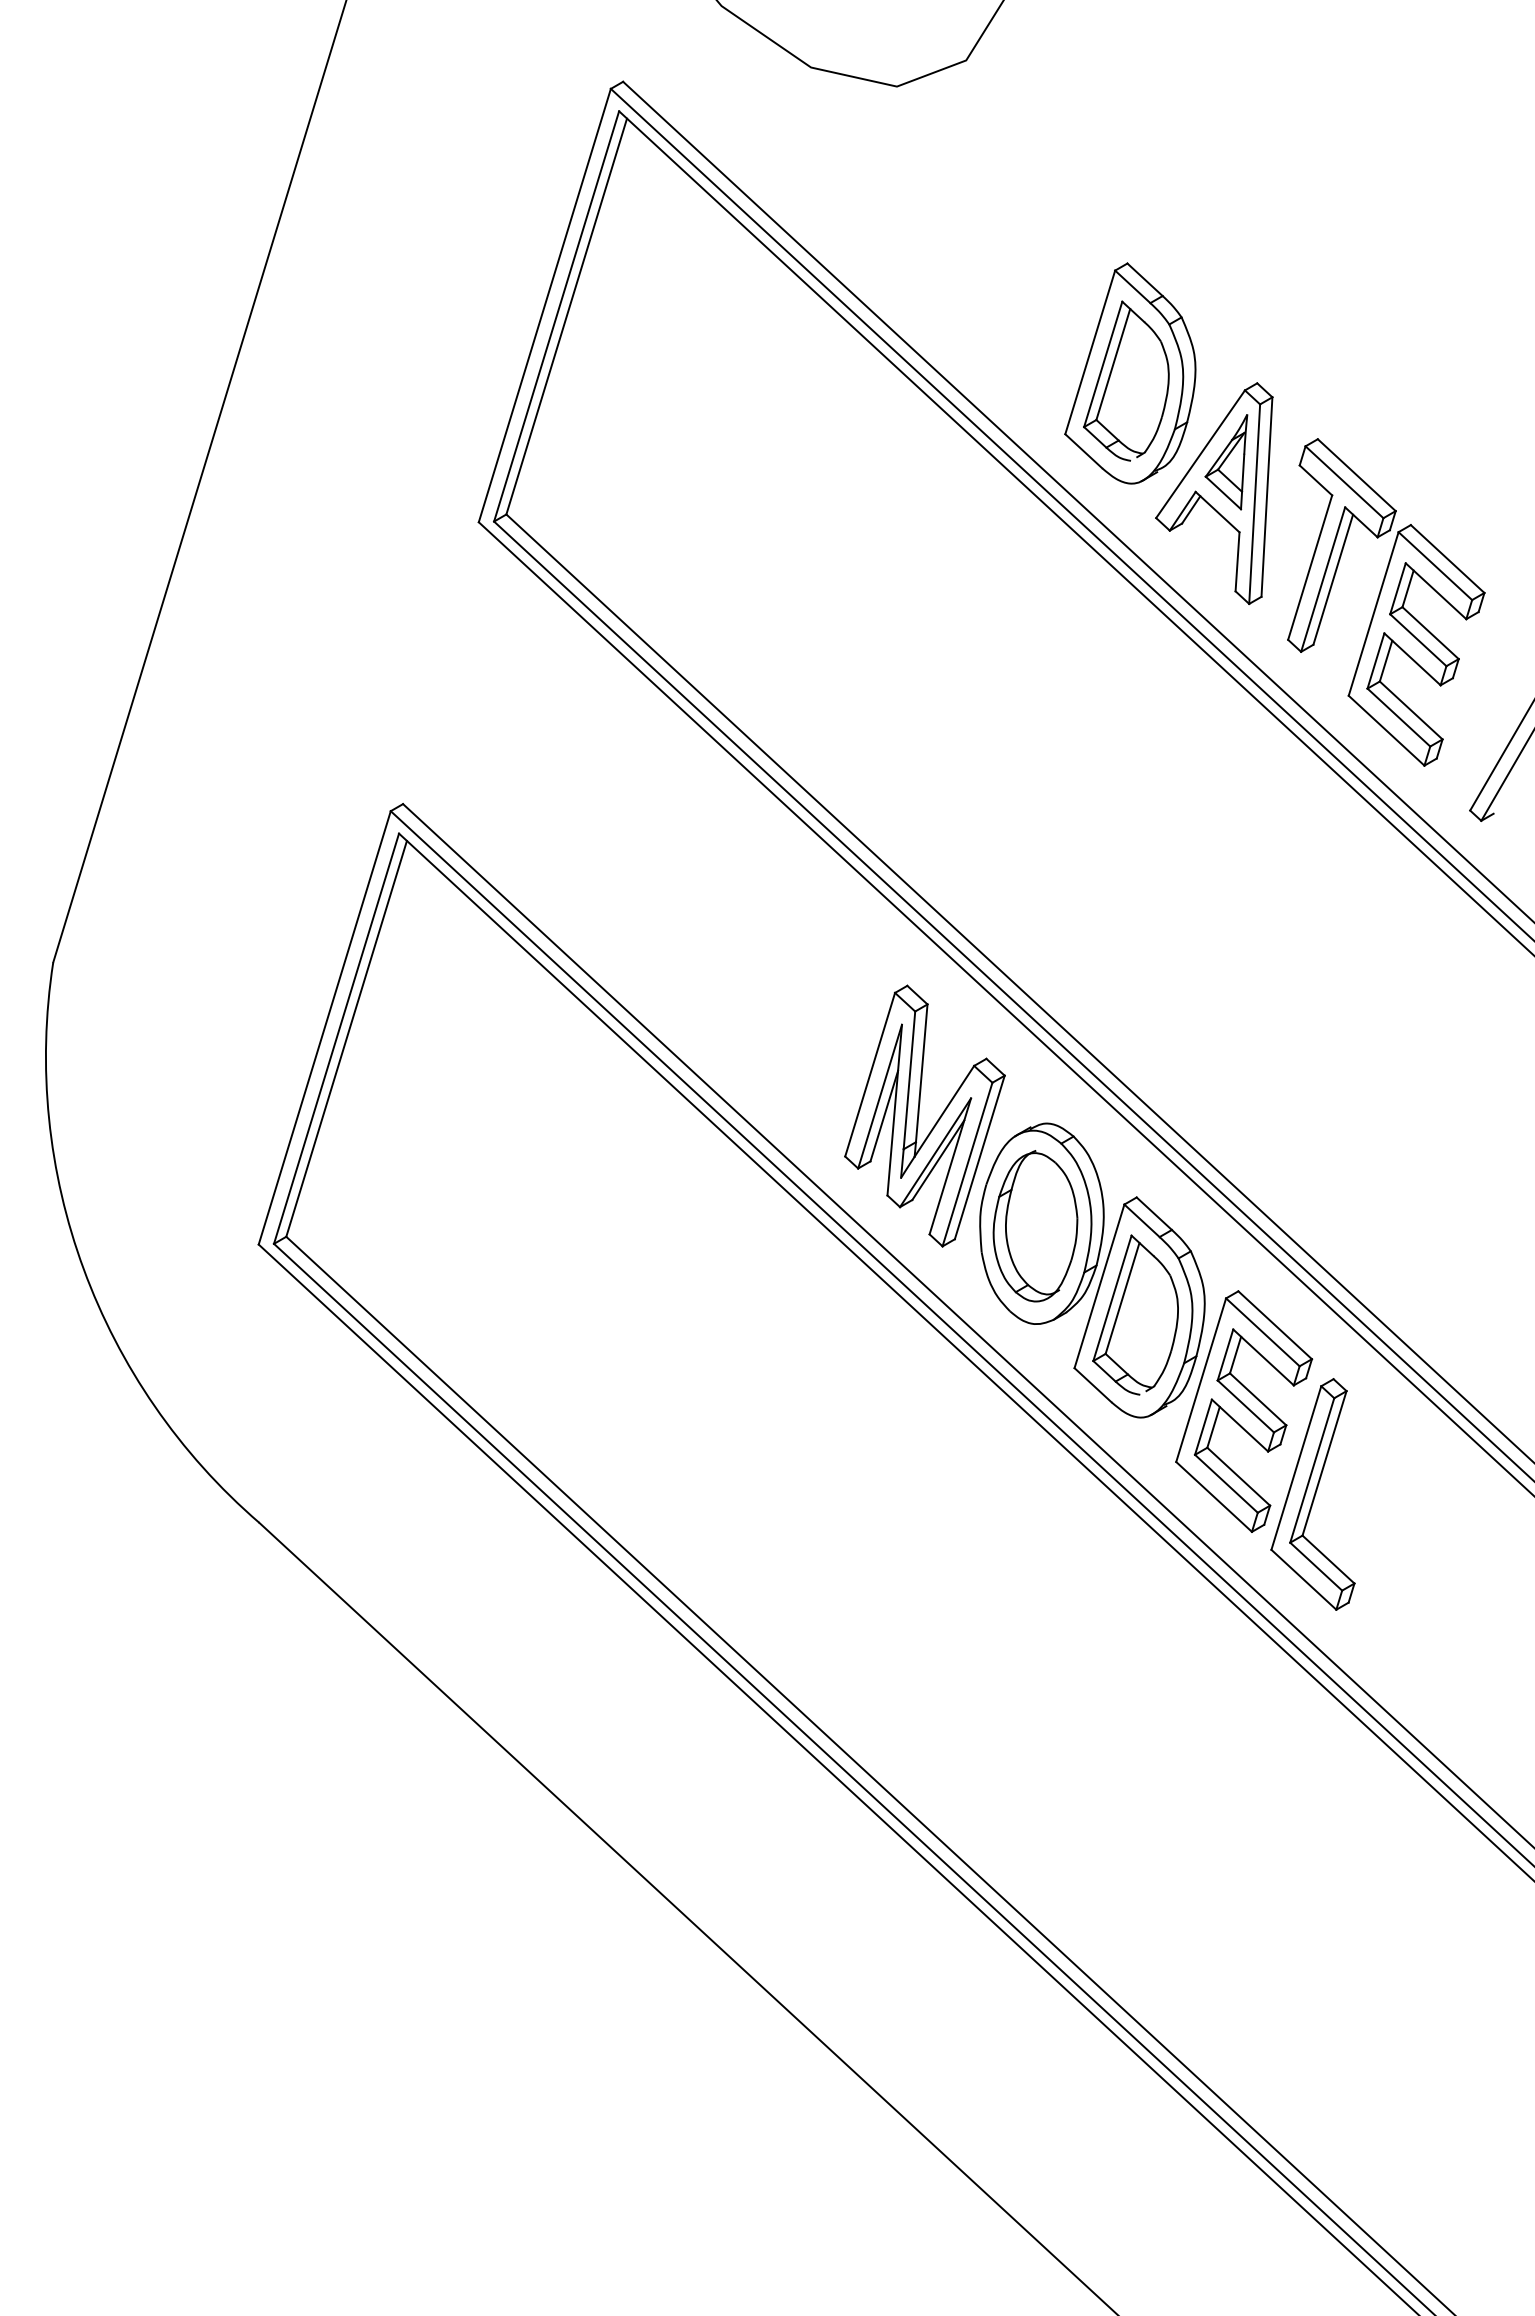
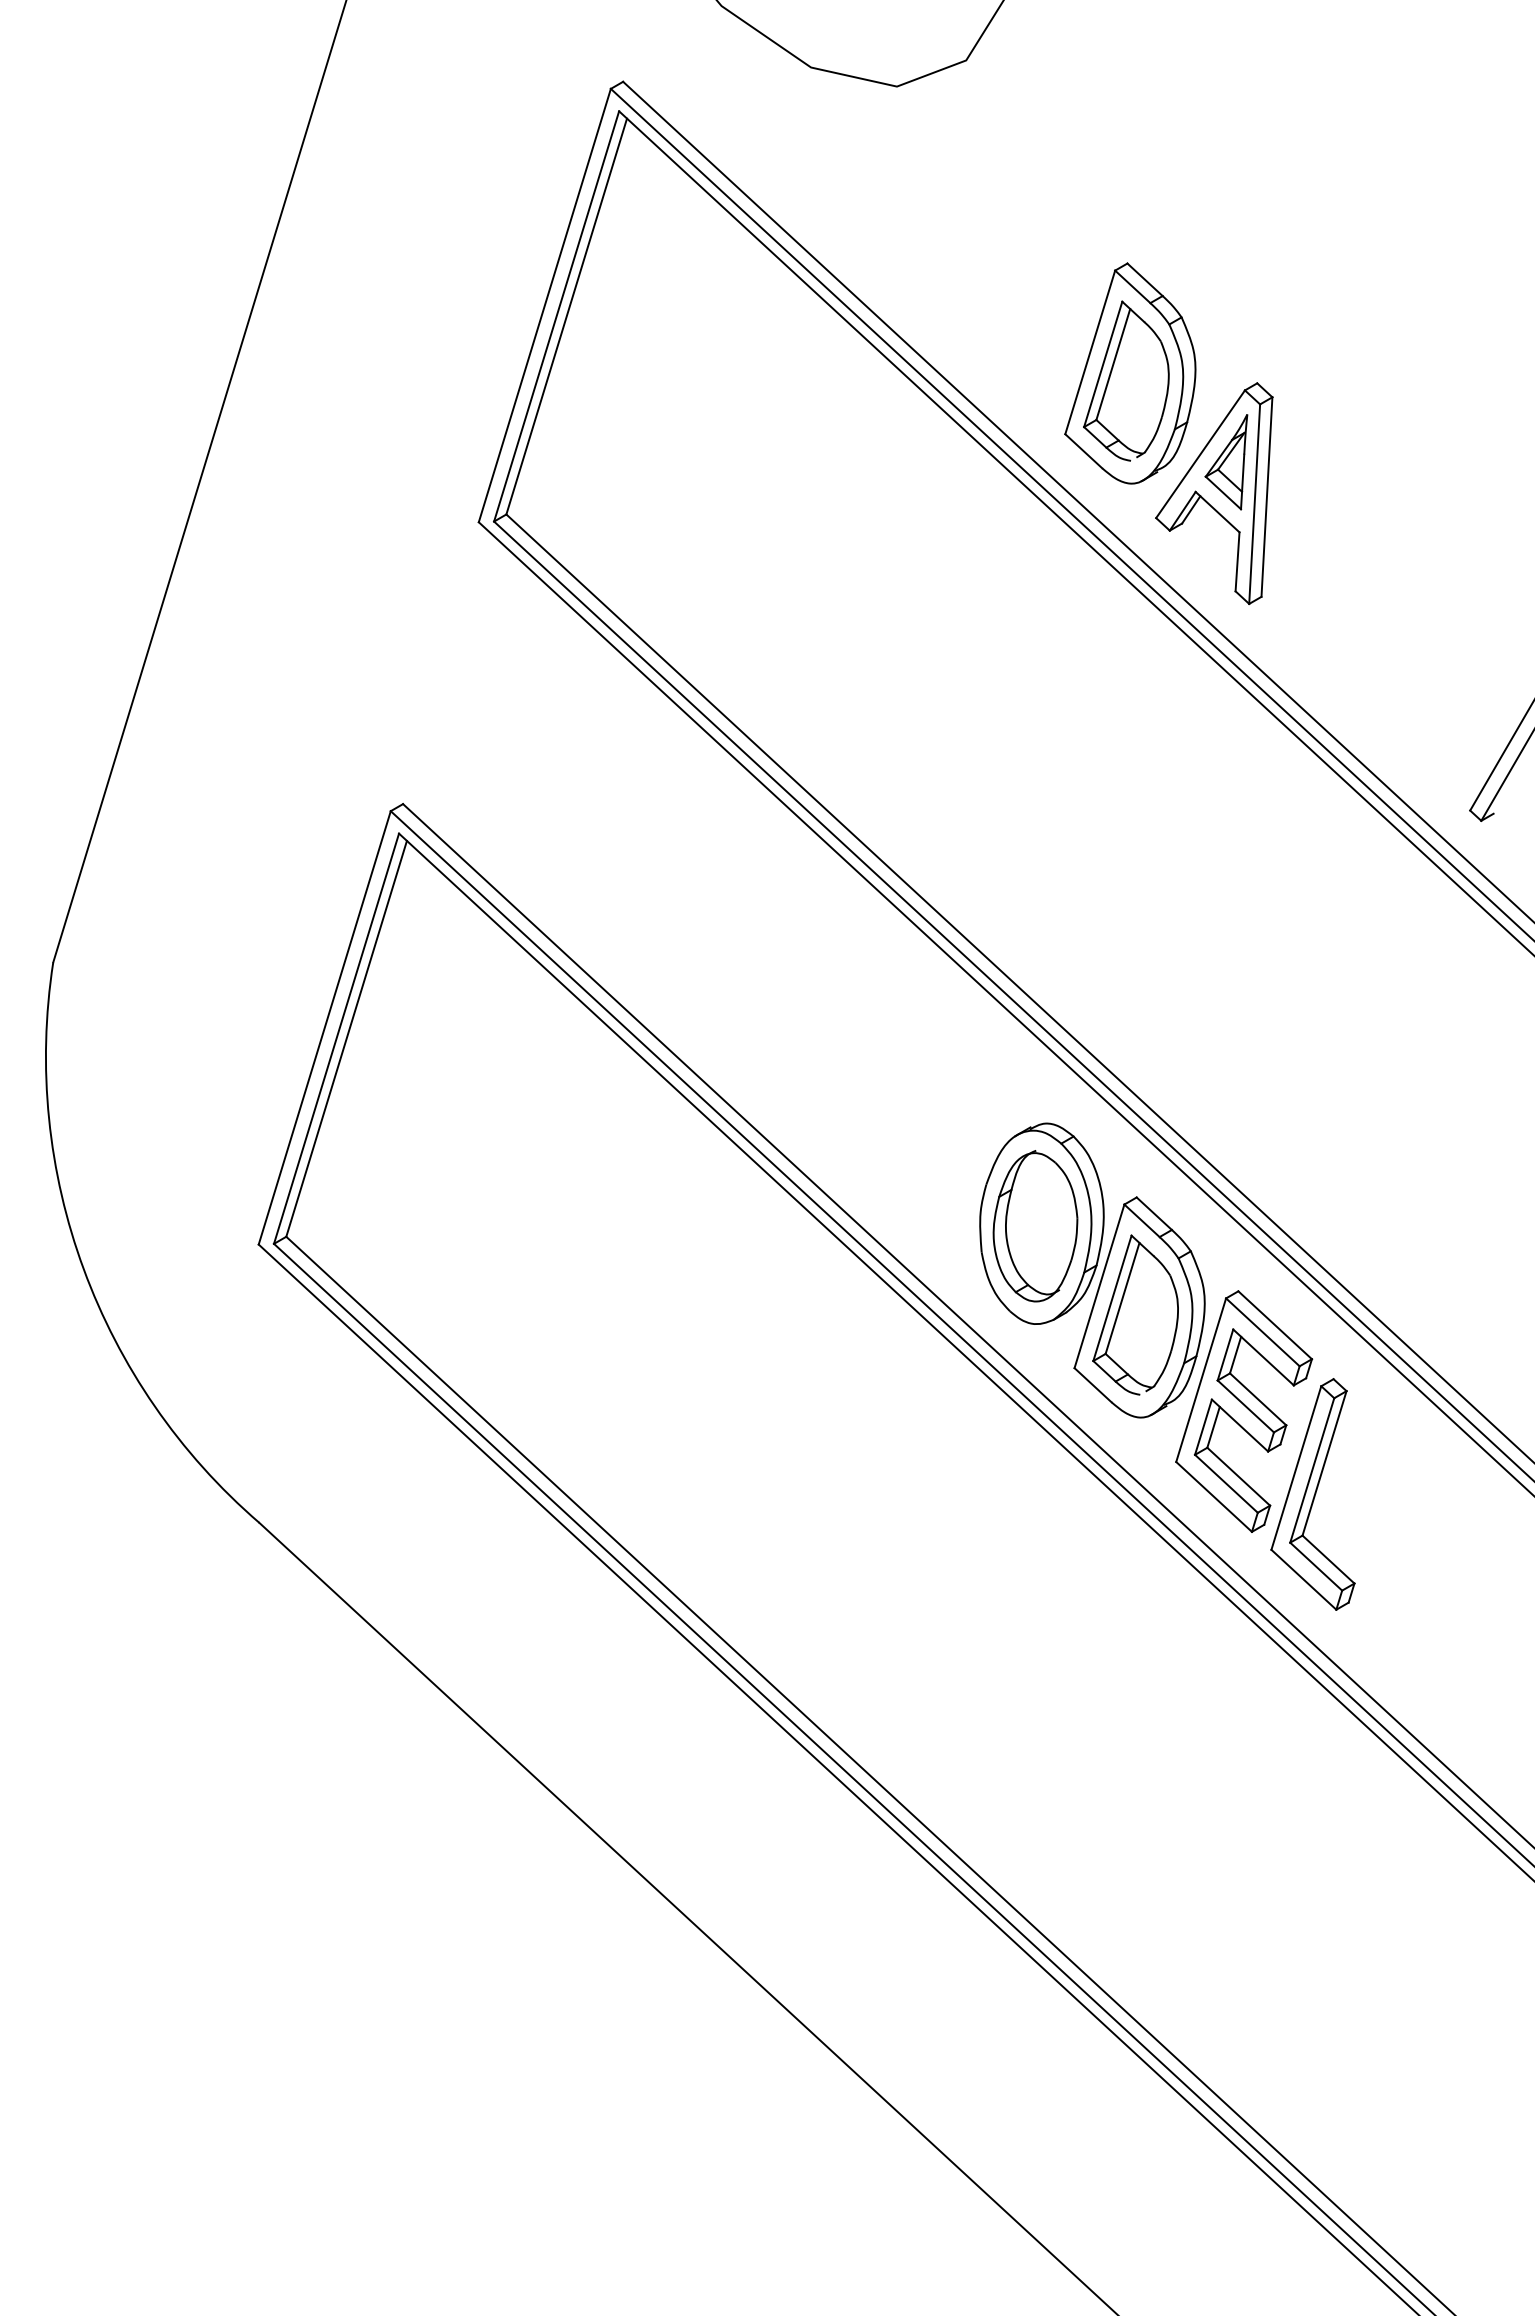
part: present -> none (1386, 602)
part: present -> none (924, 1115)
